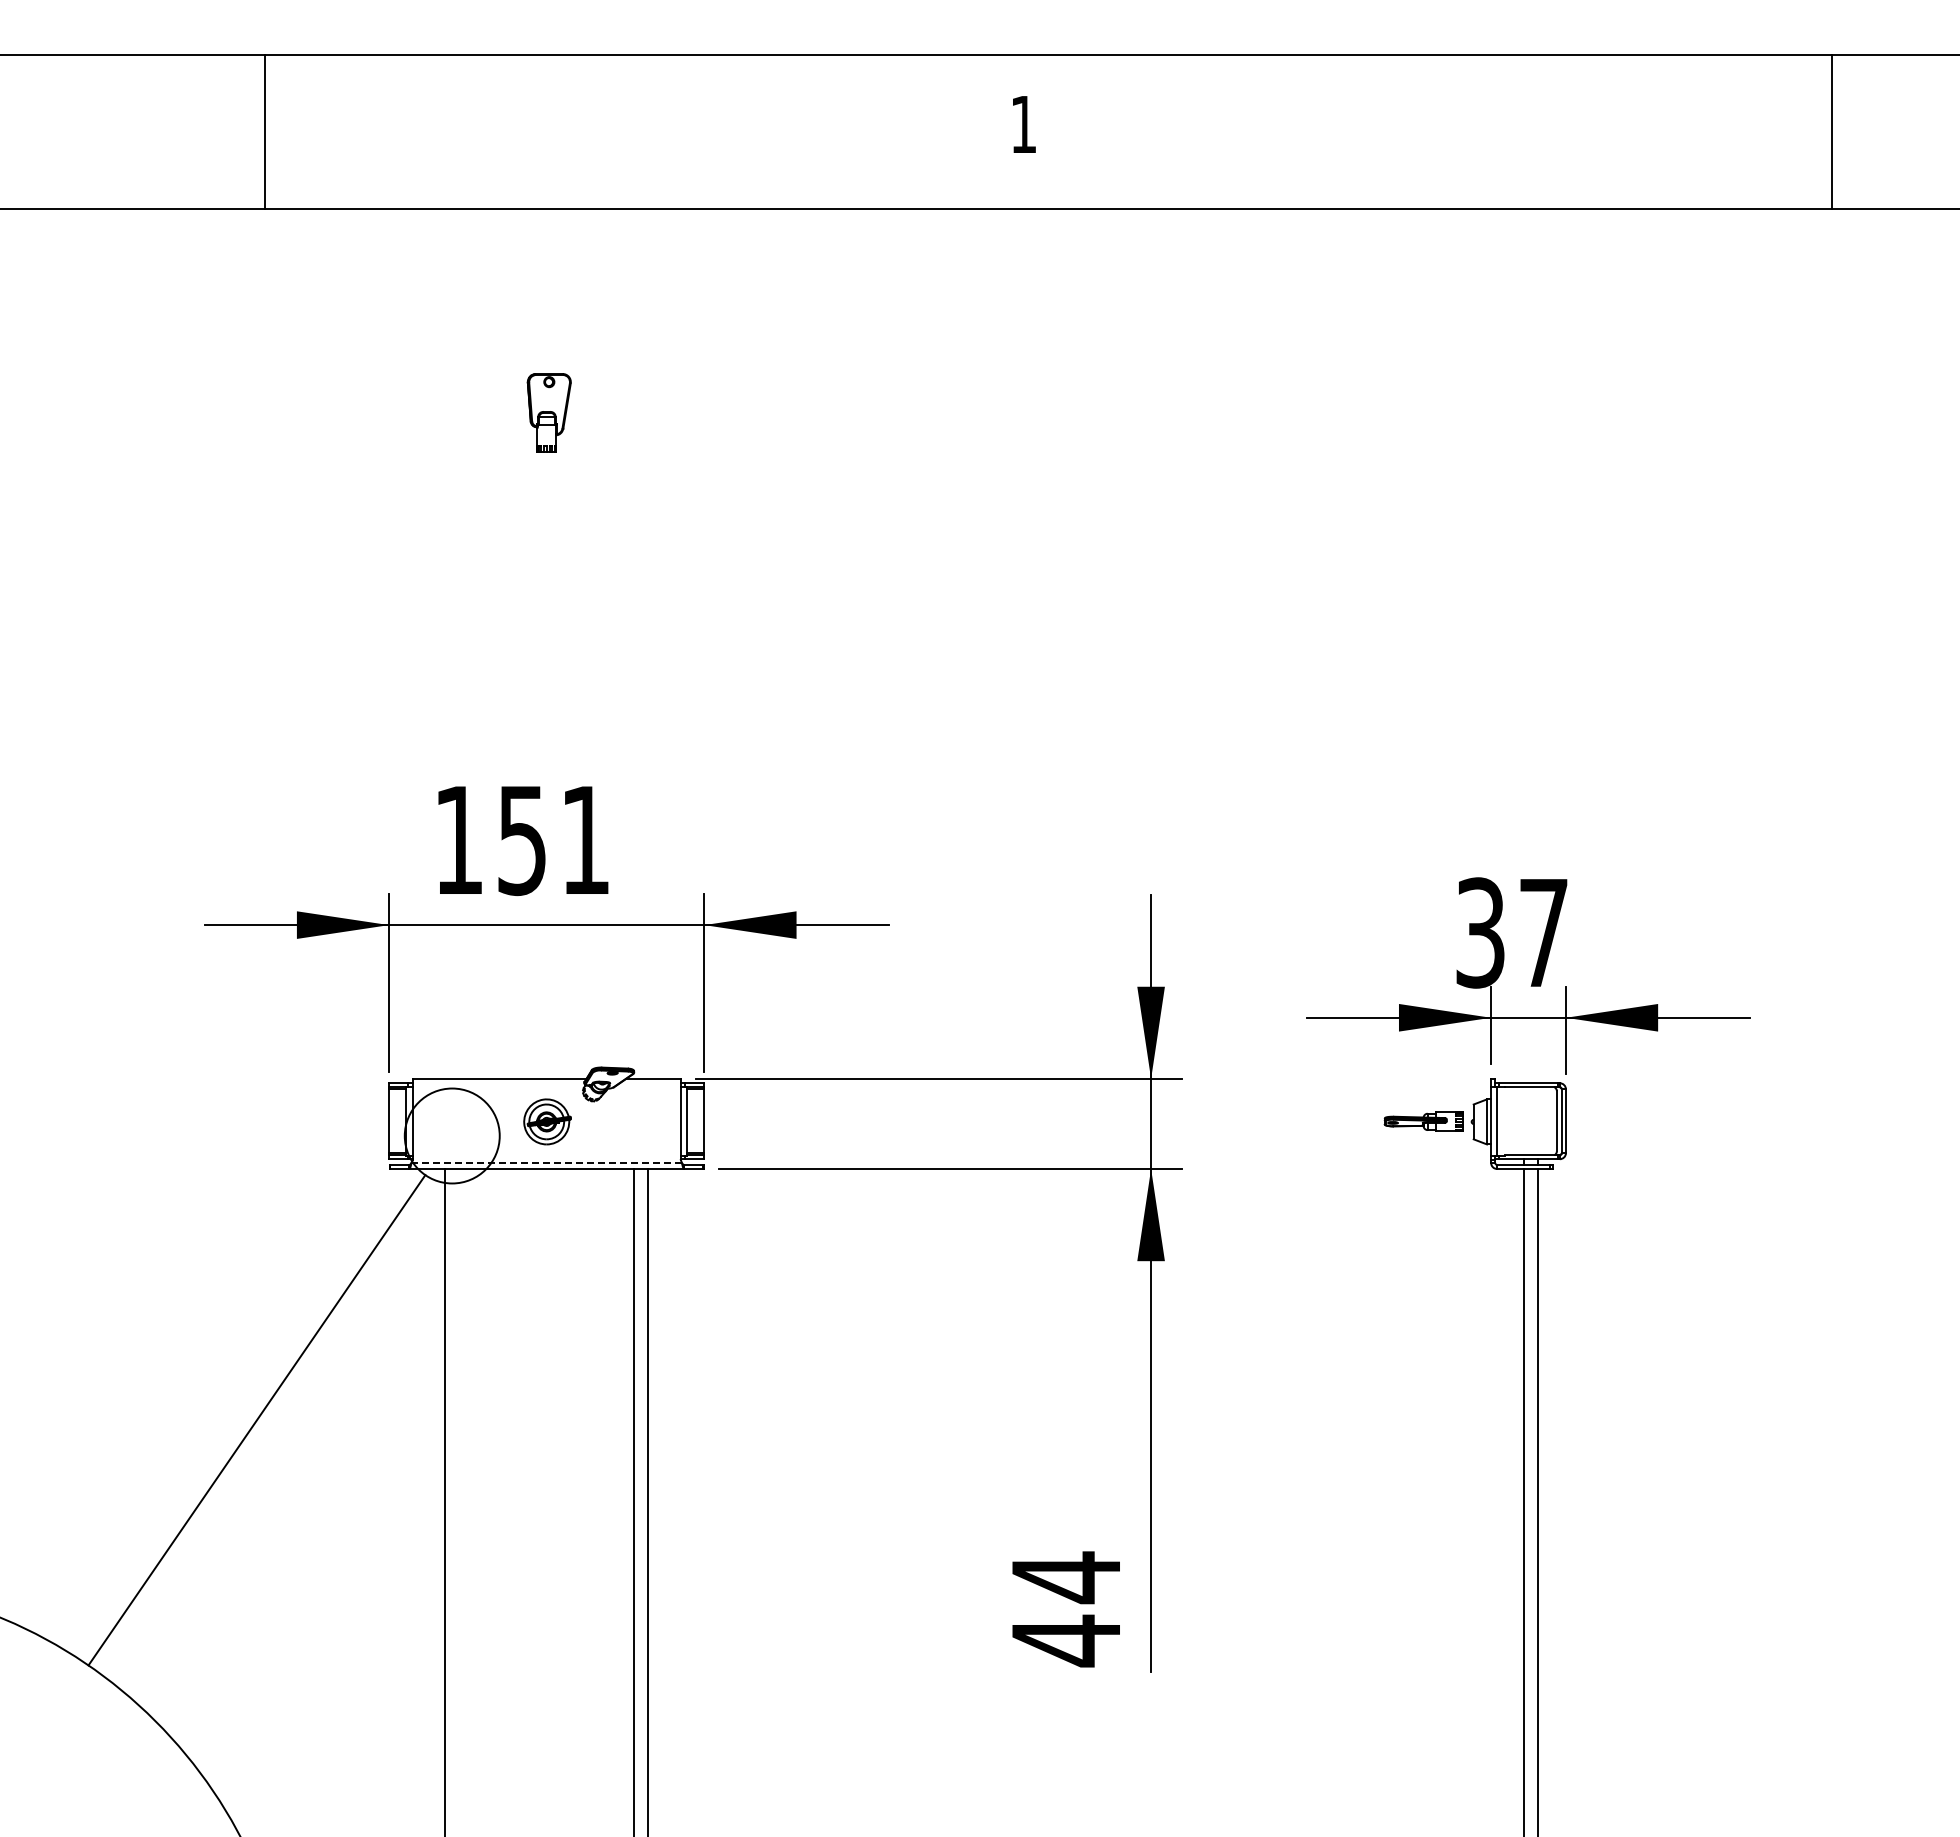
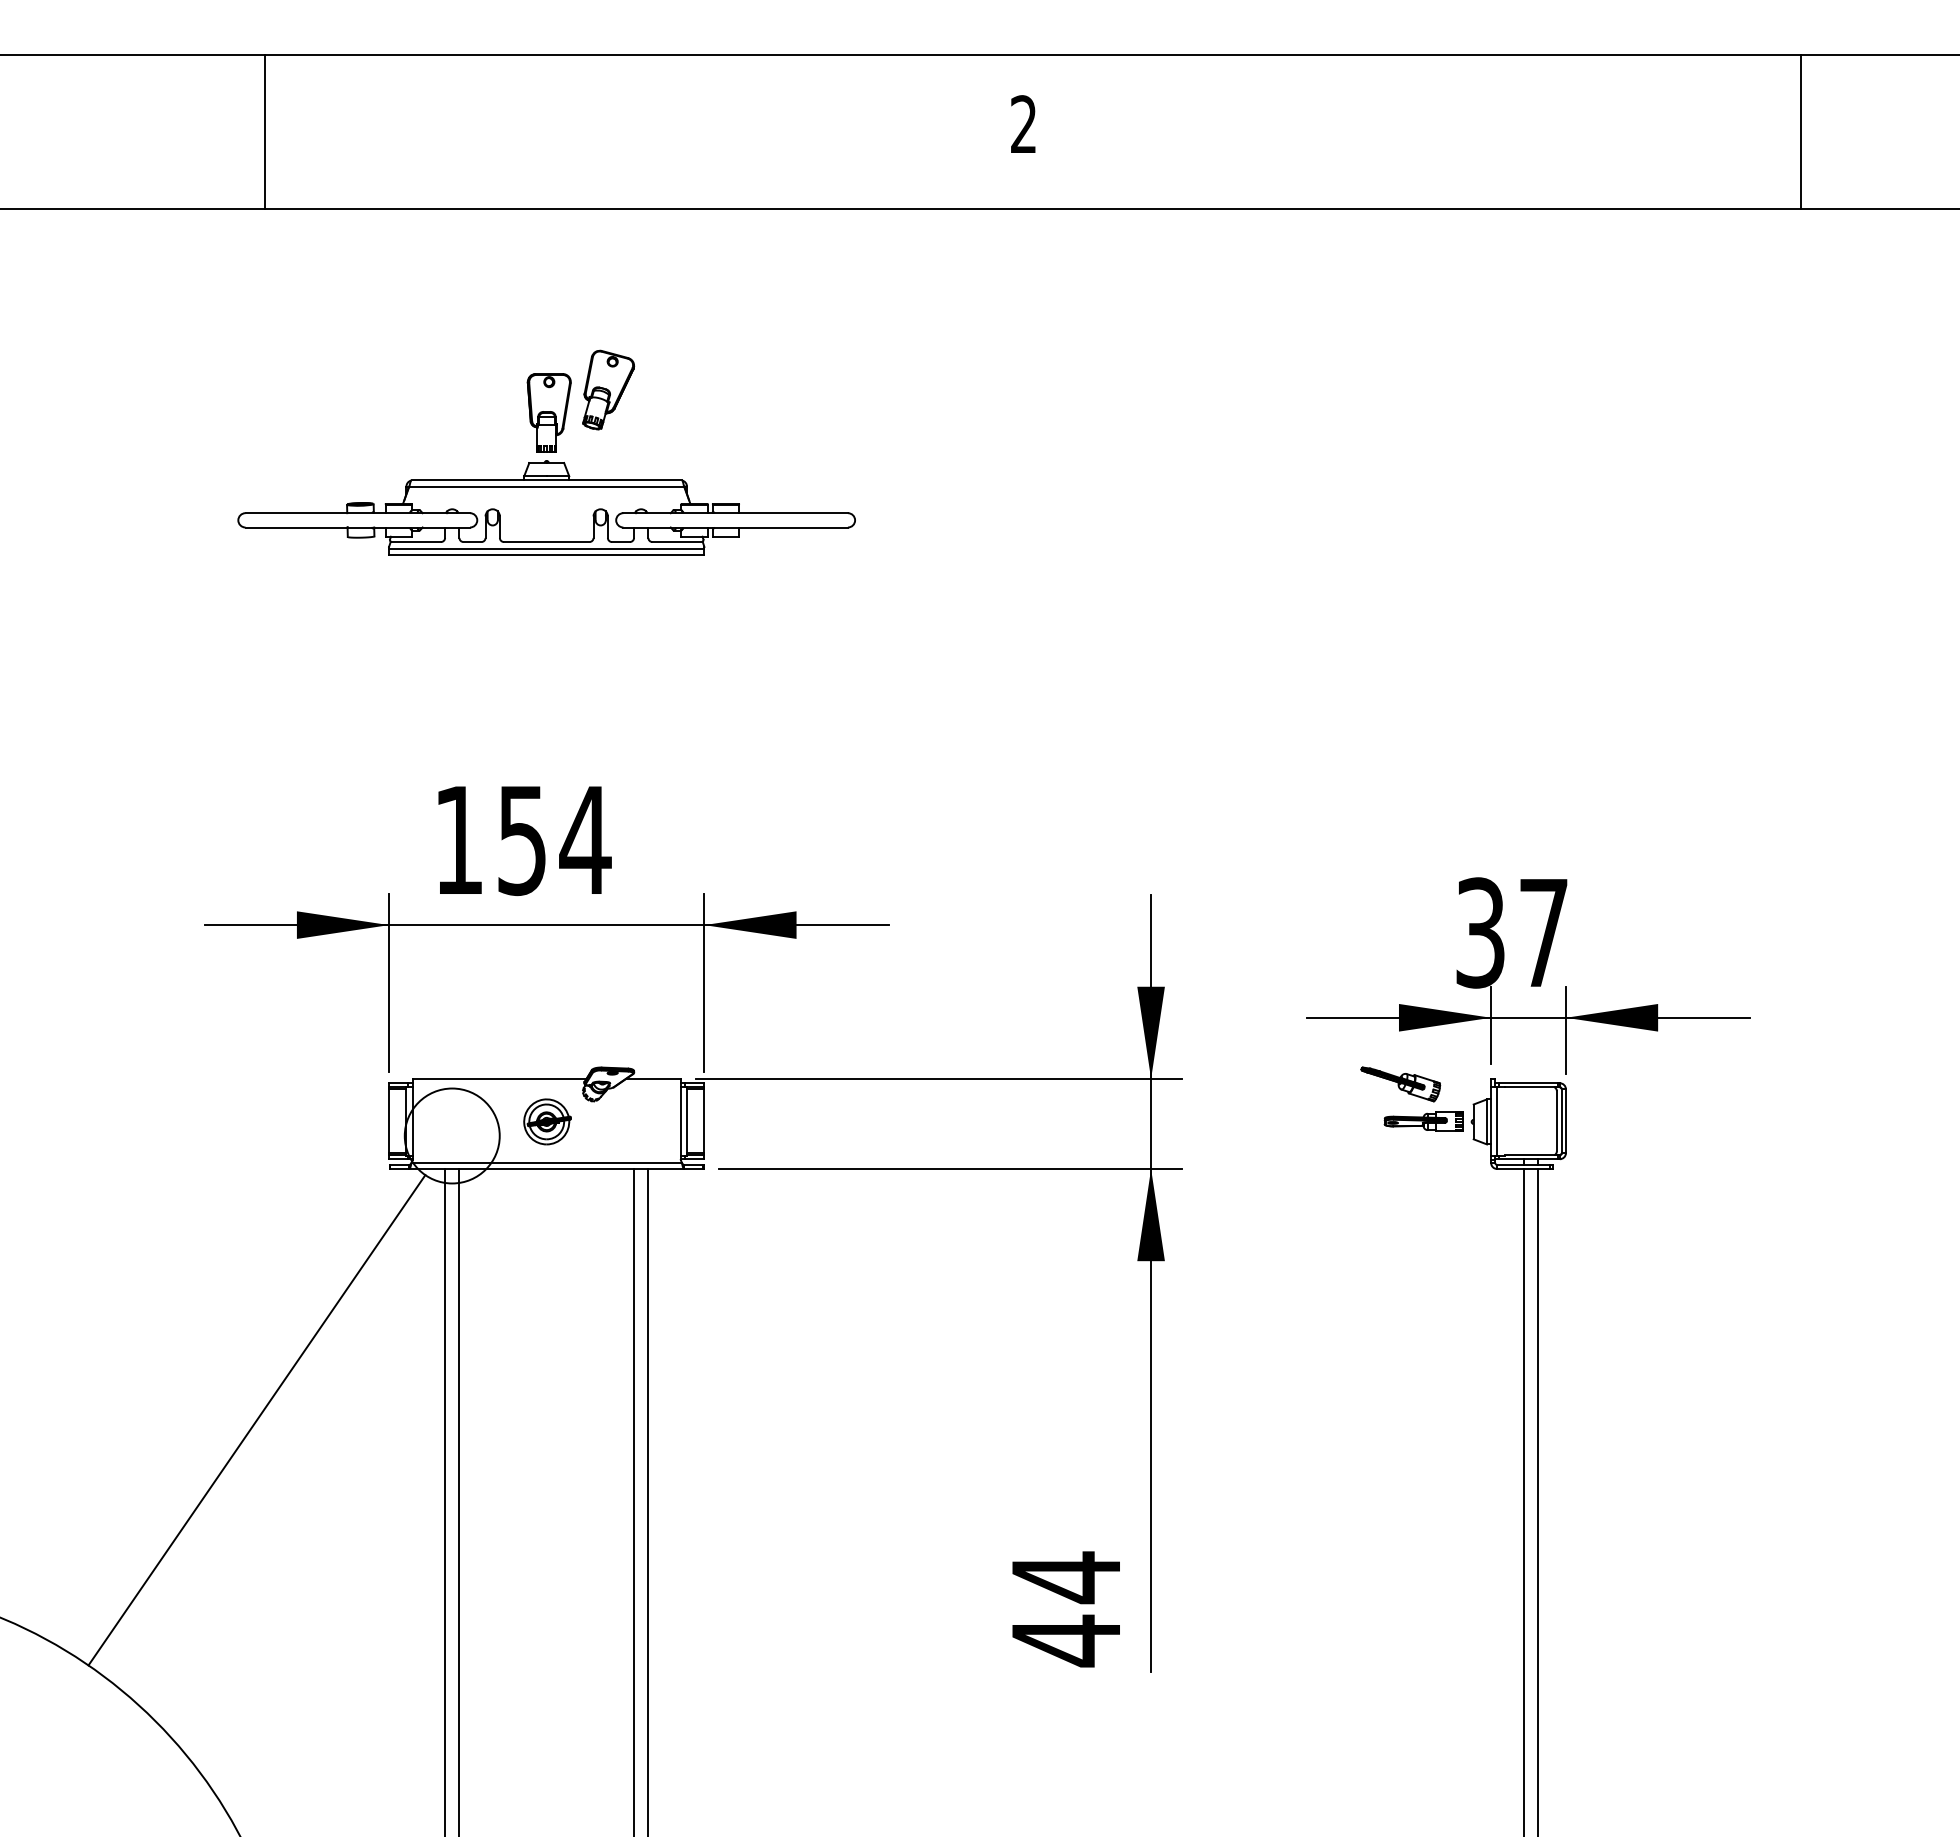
text: 1 -> 2 (1023, 123)
line position: (1831, 131) -> (1800, 131) (1800, 131)
part: none -> present (608, 389)
part: none -> present (546, 507)
text: 151 -> 154 (585, 839)
part: none -> present (1400, 1084)
line: dashed -> solid (546, 1162)
line: none -> present (459, 1501)
